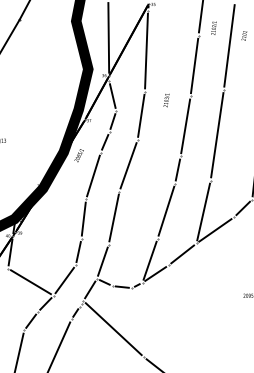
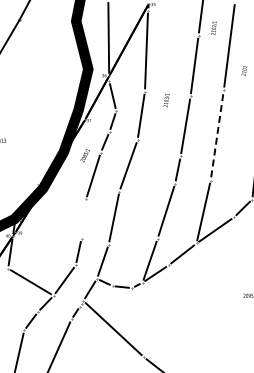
text position: (244, 35) -> (244, 70) (244, 70)
line: solid -> dashed (217, 135)
text position: (78, 155) -> (84, 155) (84, 155)
line: present -> none (83, 218)
